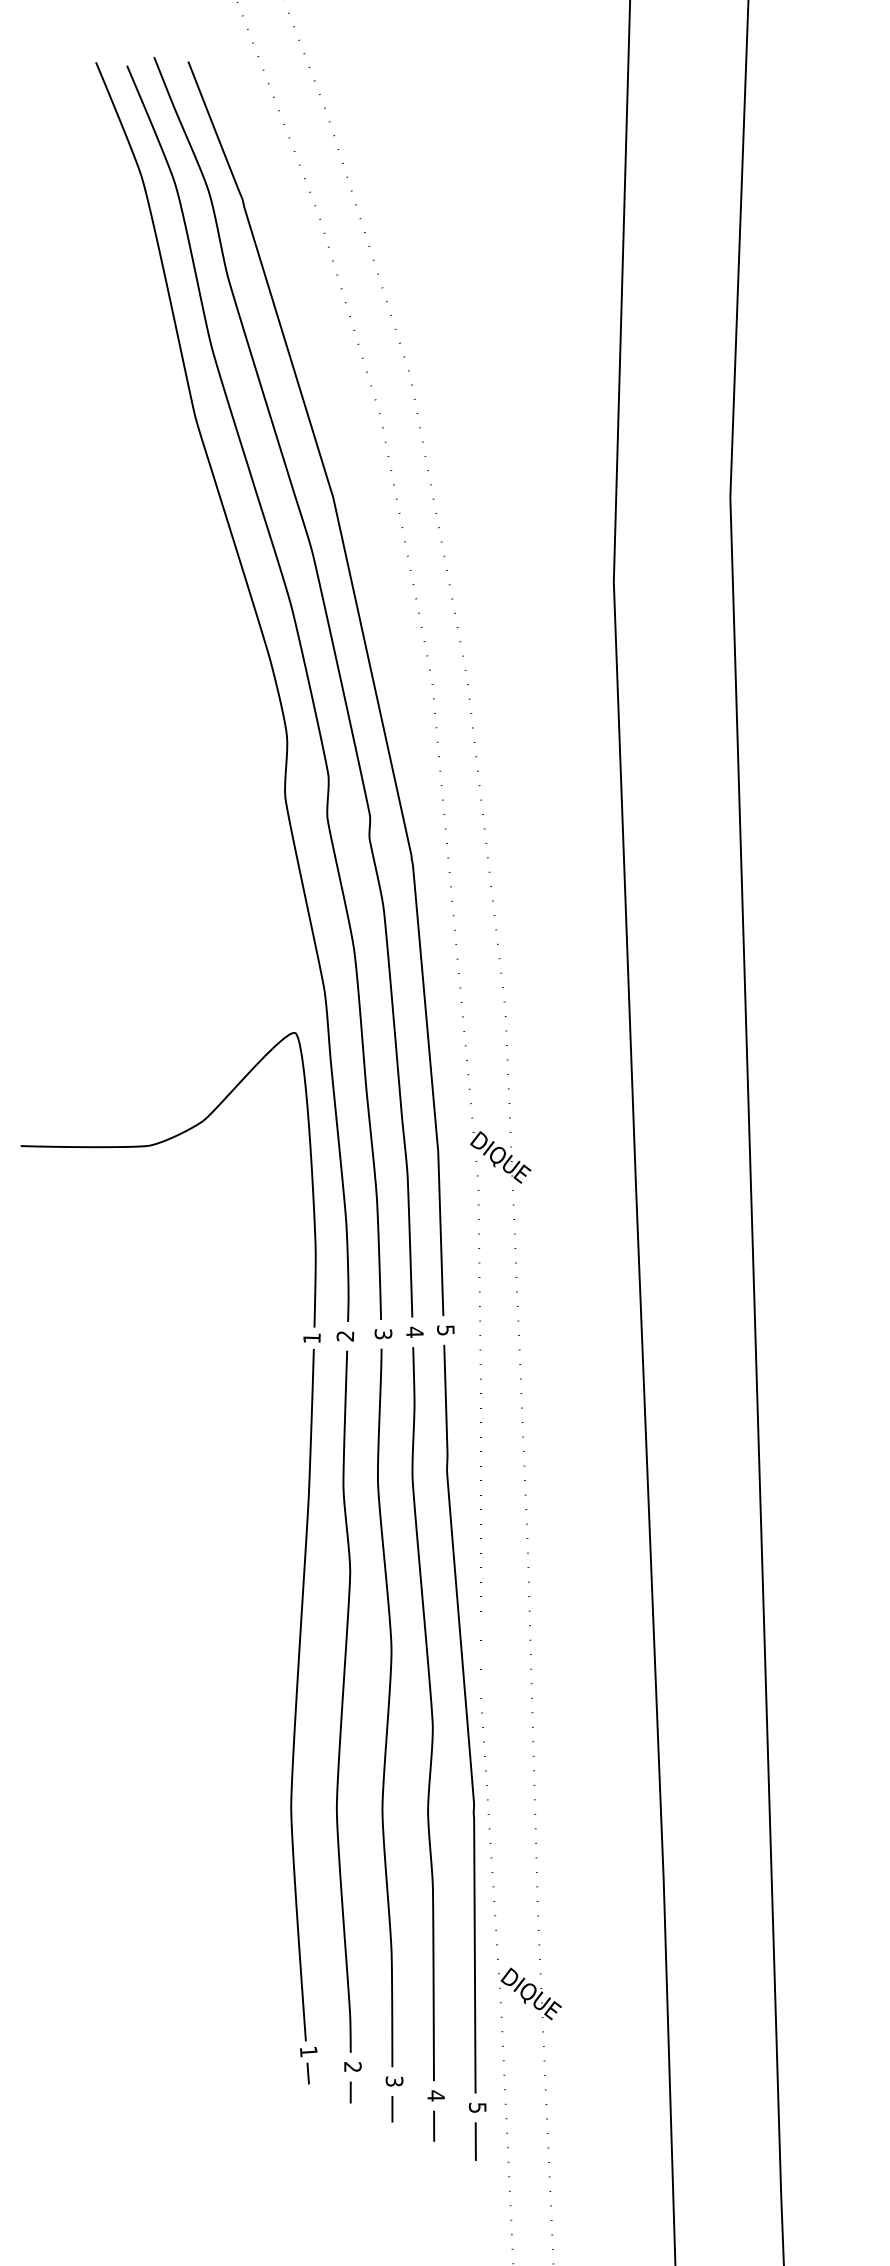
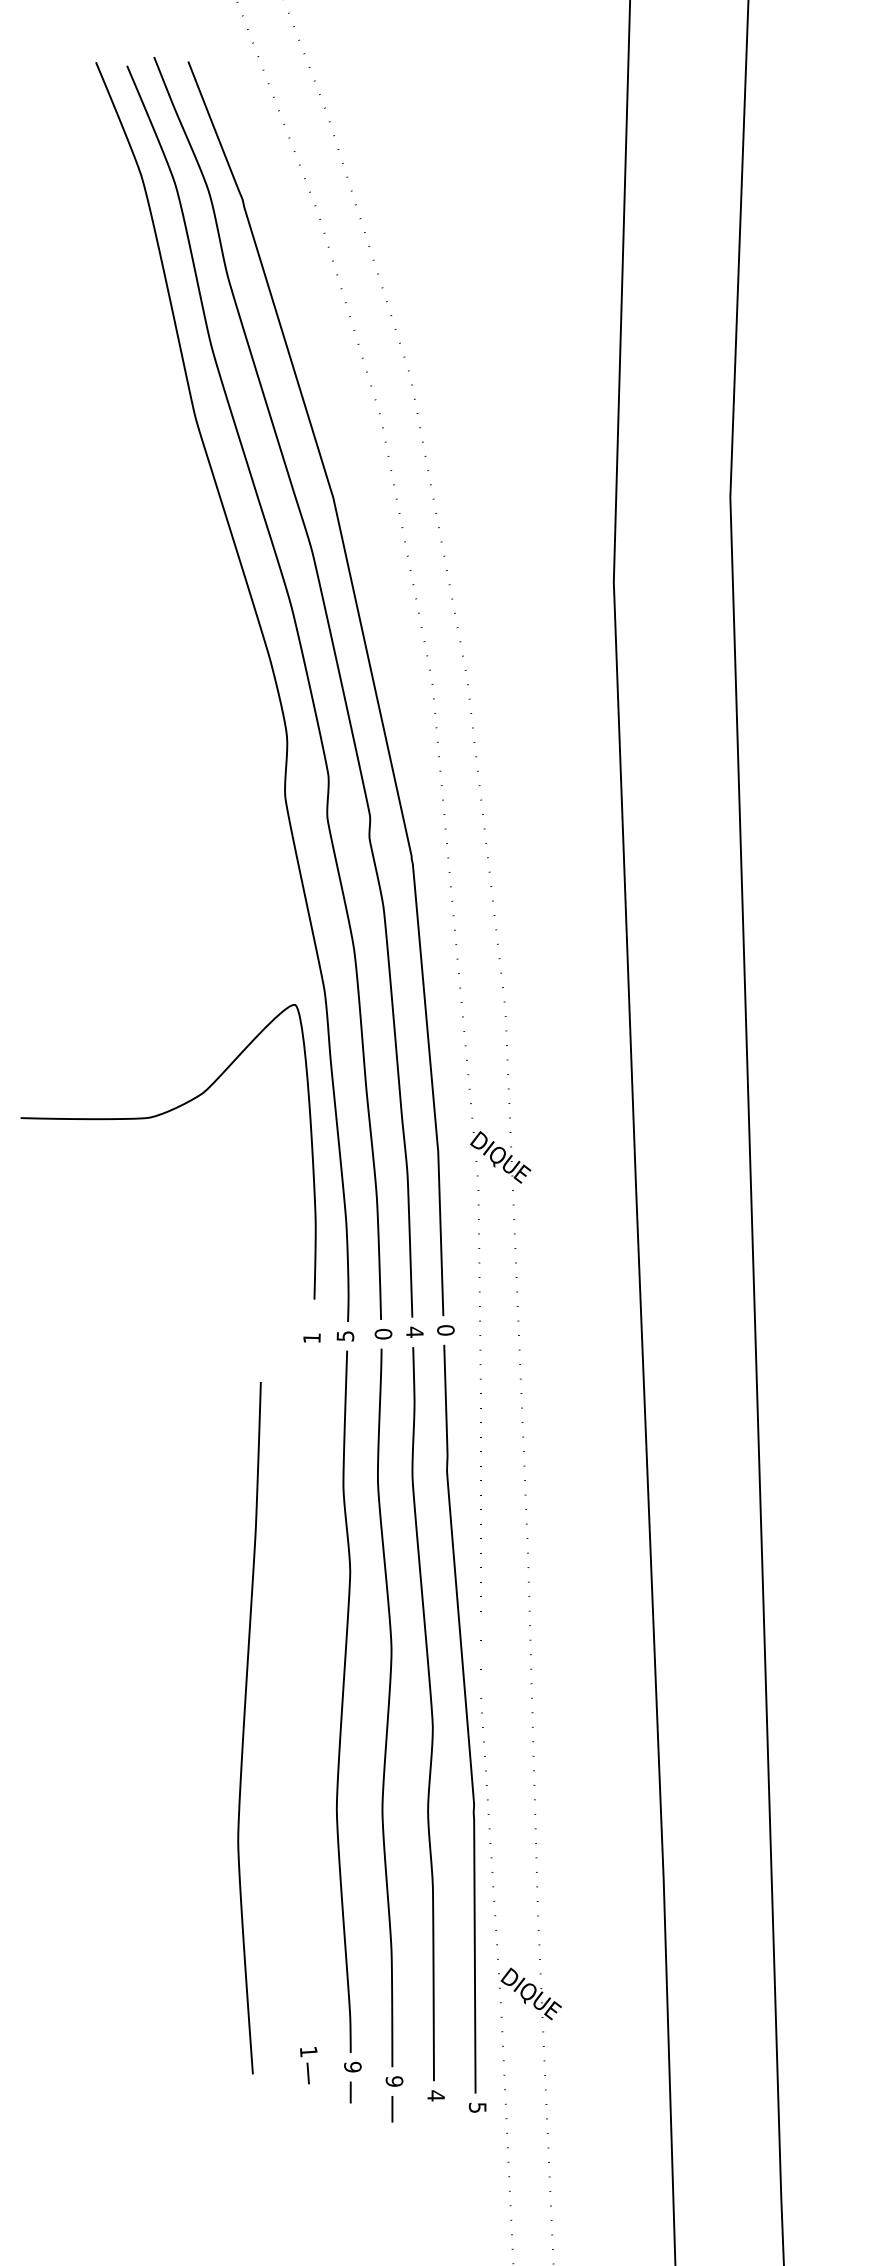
curve position: (158, 1144) -> (158, 1116) (158, 1116)
text: 5 -> 0 (445, 1330)
text: 3 -> 0 (383, 1333)
text: 2 -> 5 (345, 1336)
curve position: (297, 1695) -> (244, 1728) (244, 1728)
text: 2 -> 9 (352, 2066)
text: 3 -> 9 (394, 2081)
line: present -> none (434, 2125)
line: present -> none (475, 2141)
